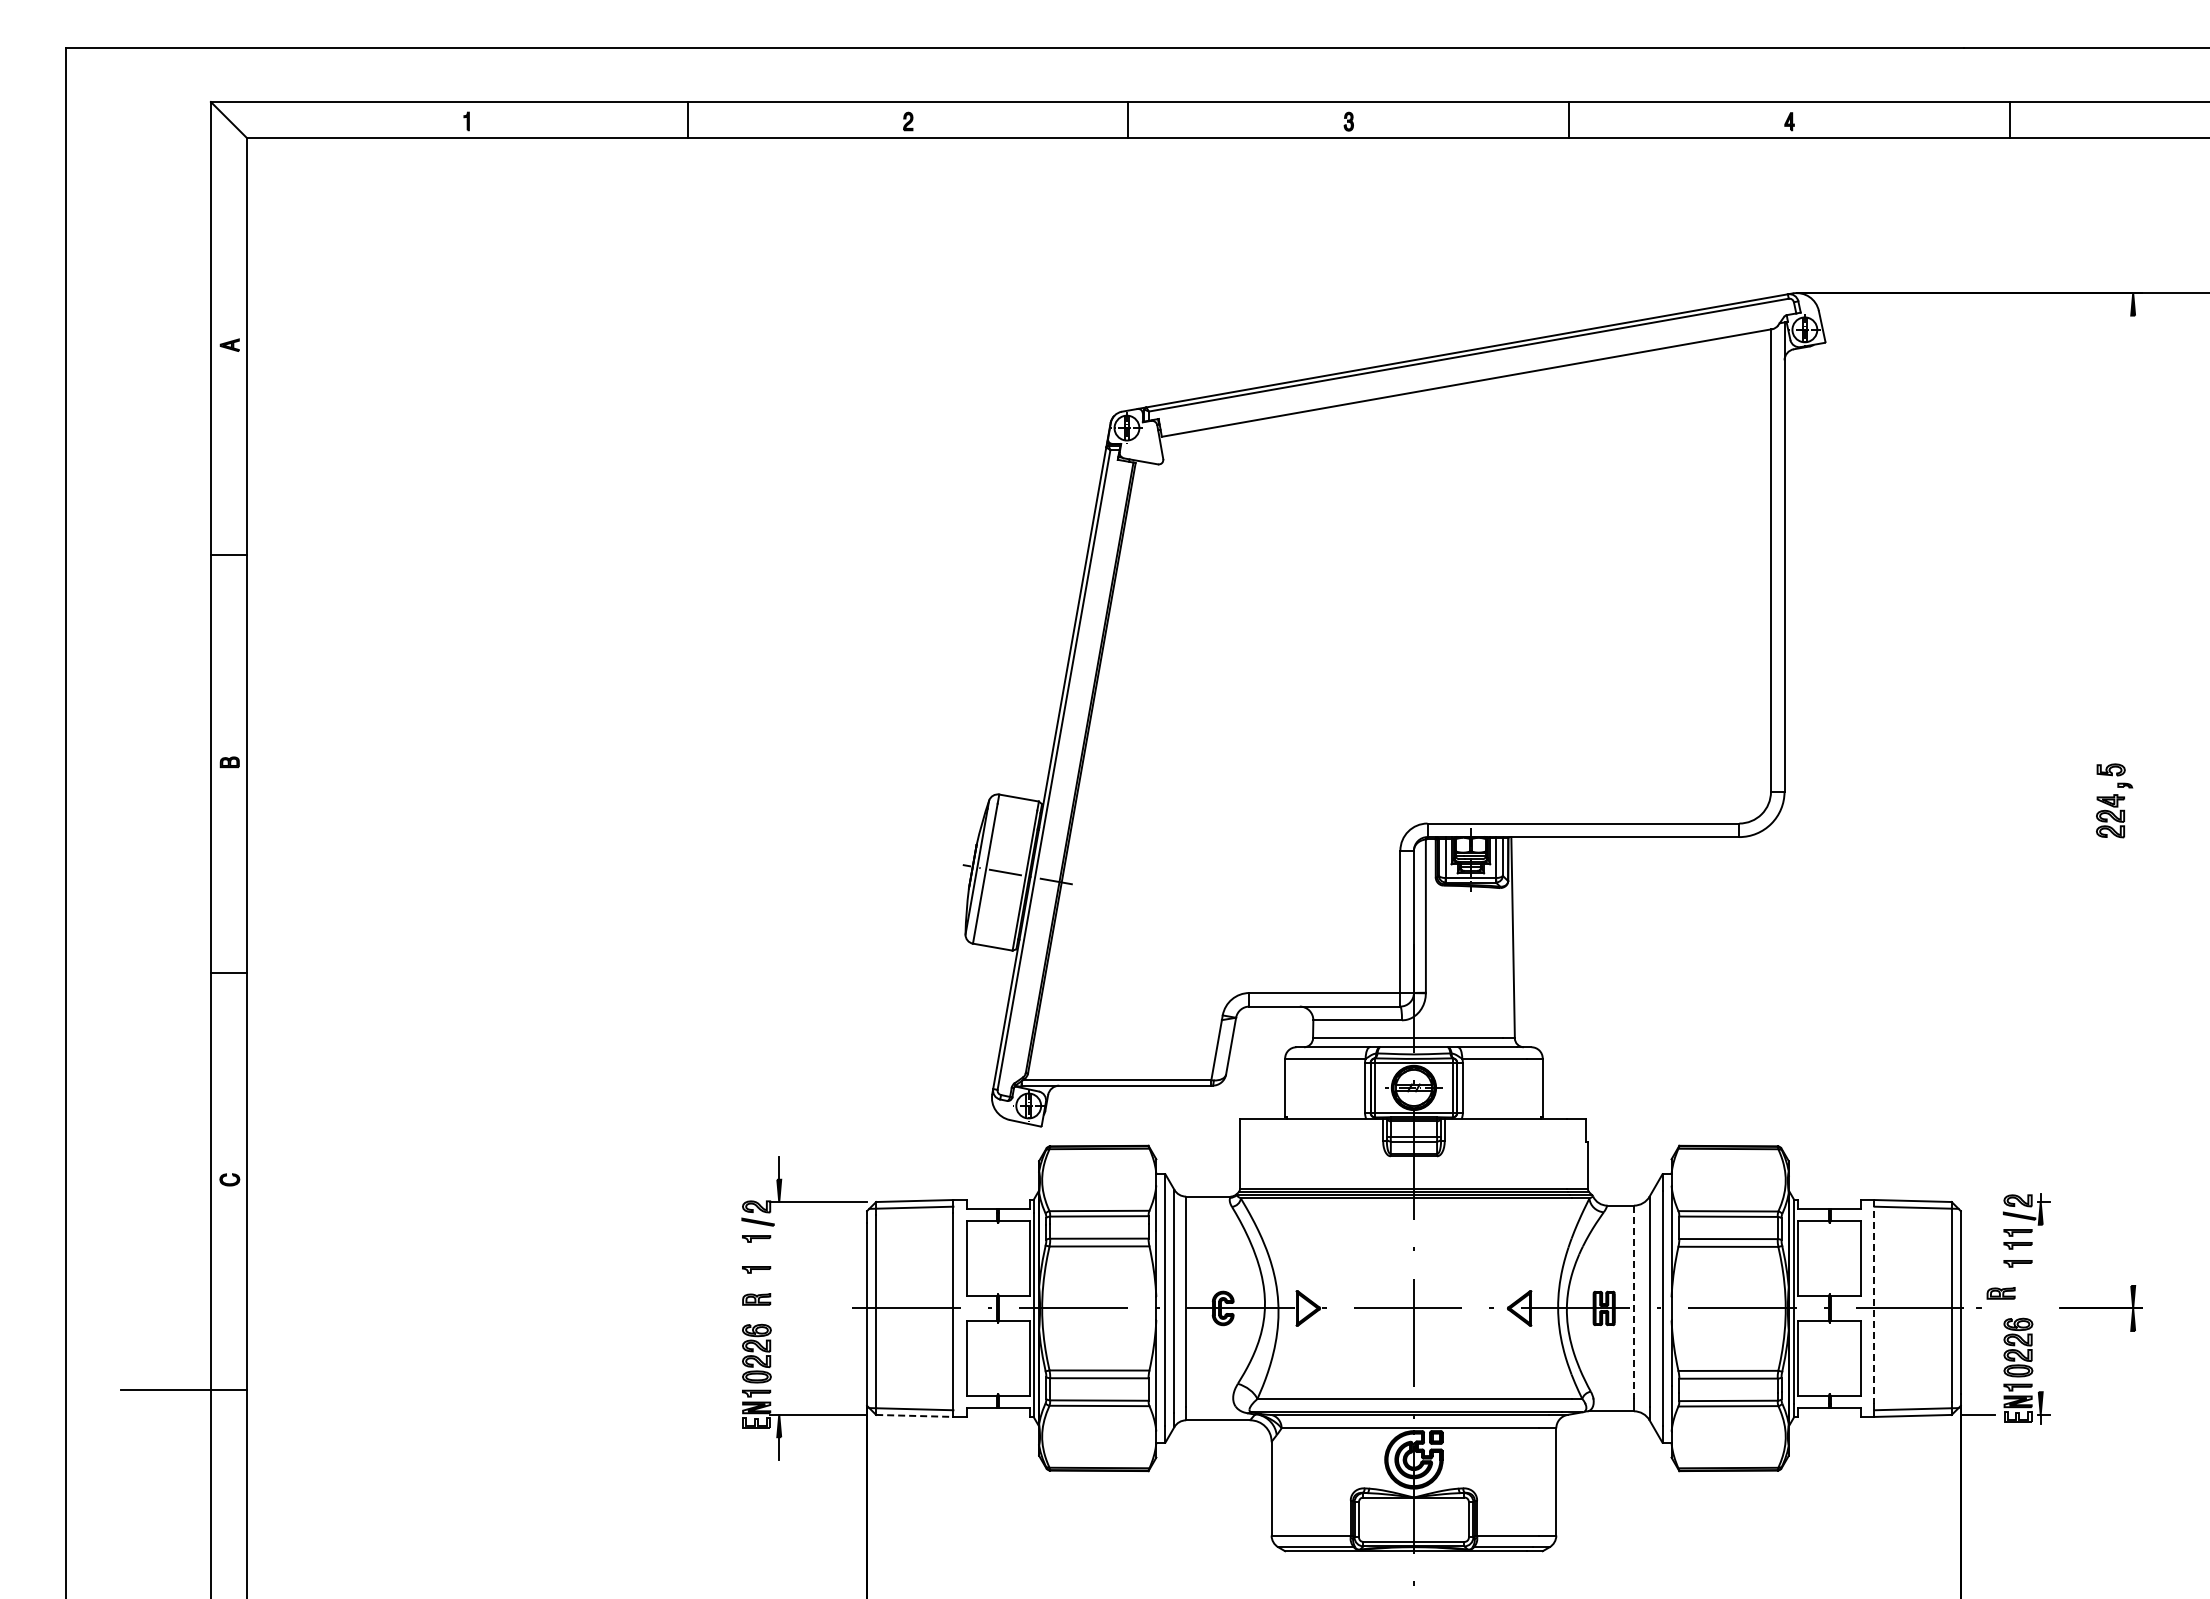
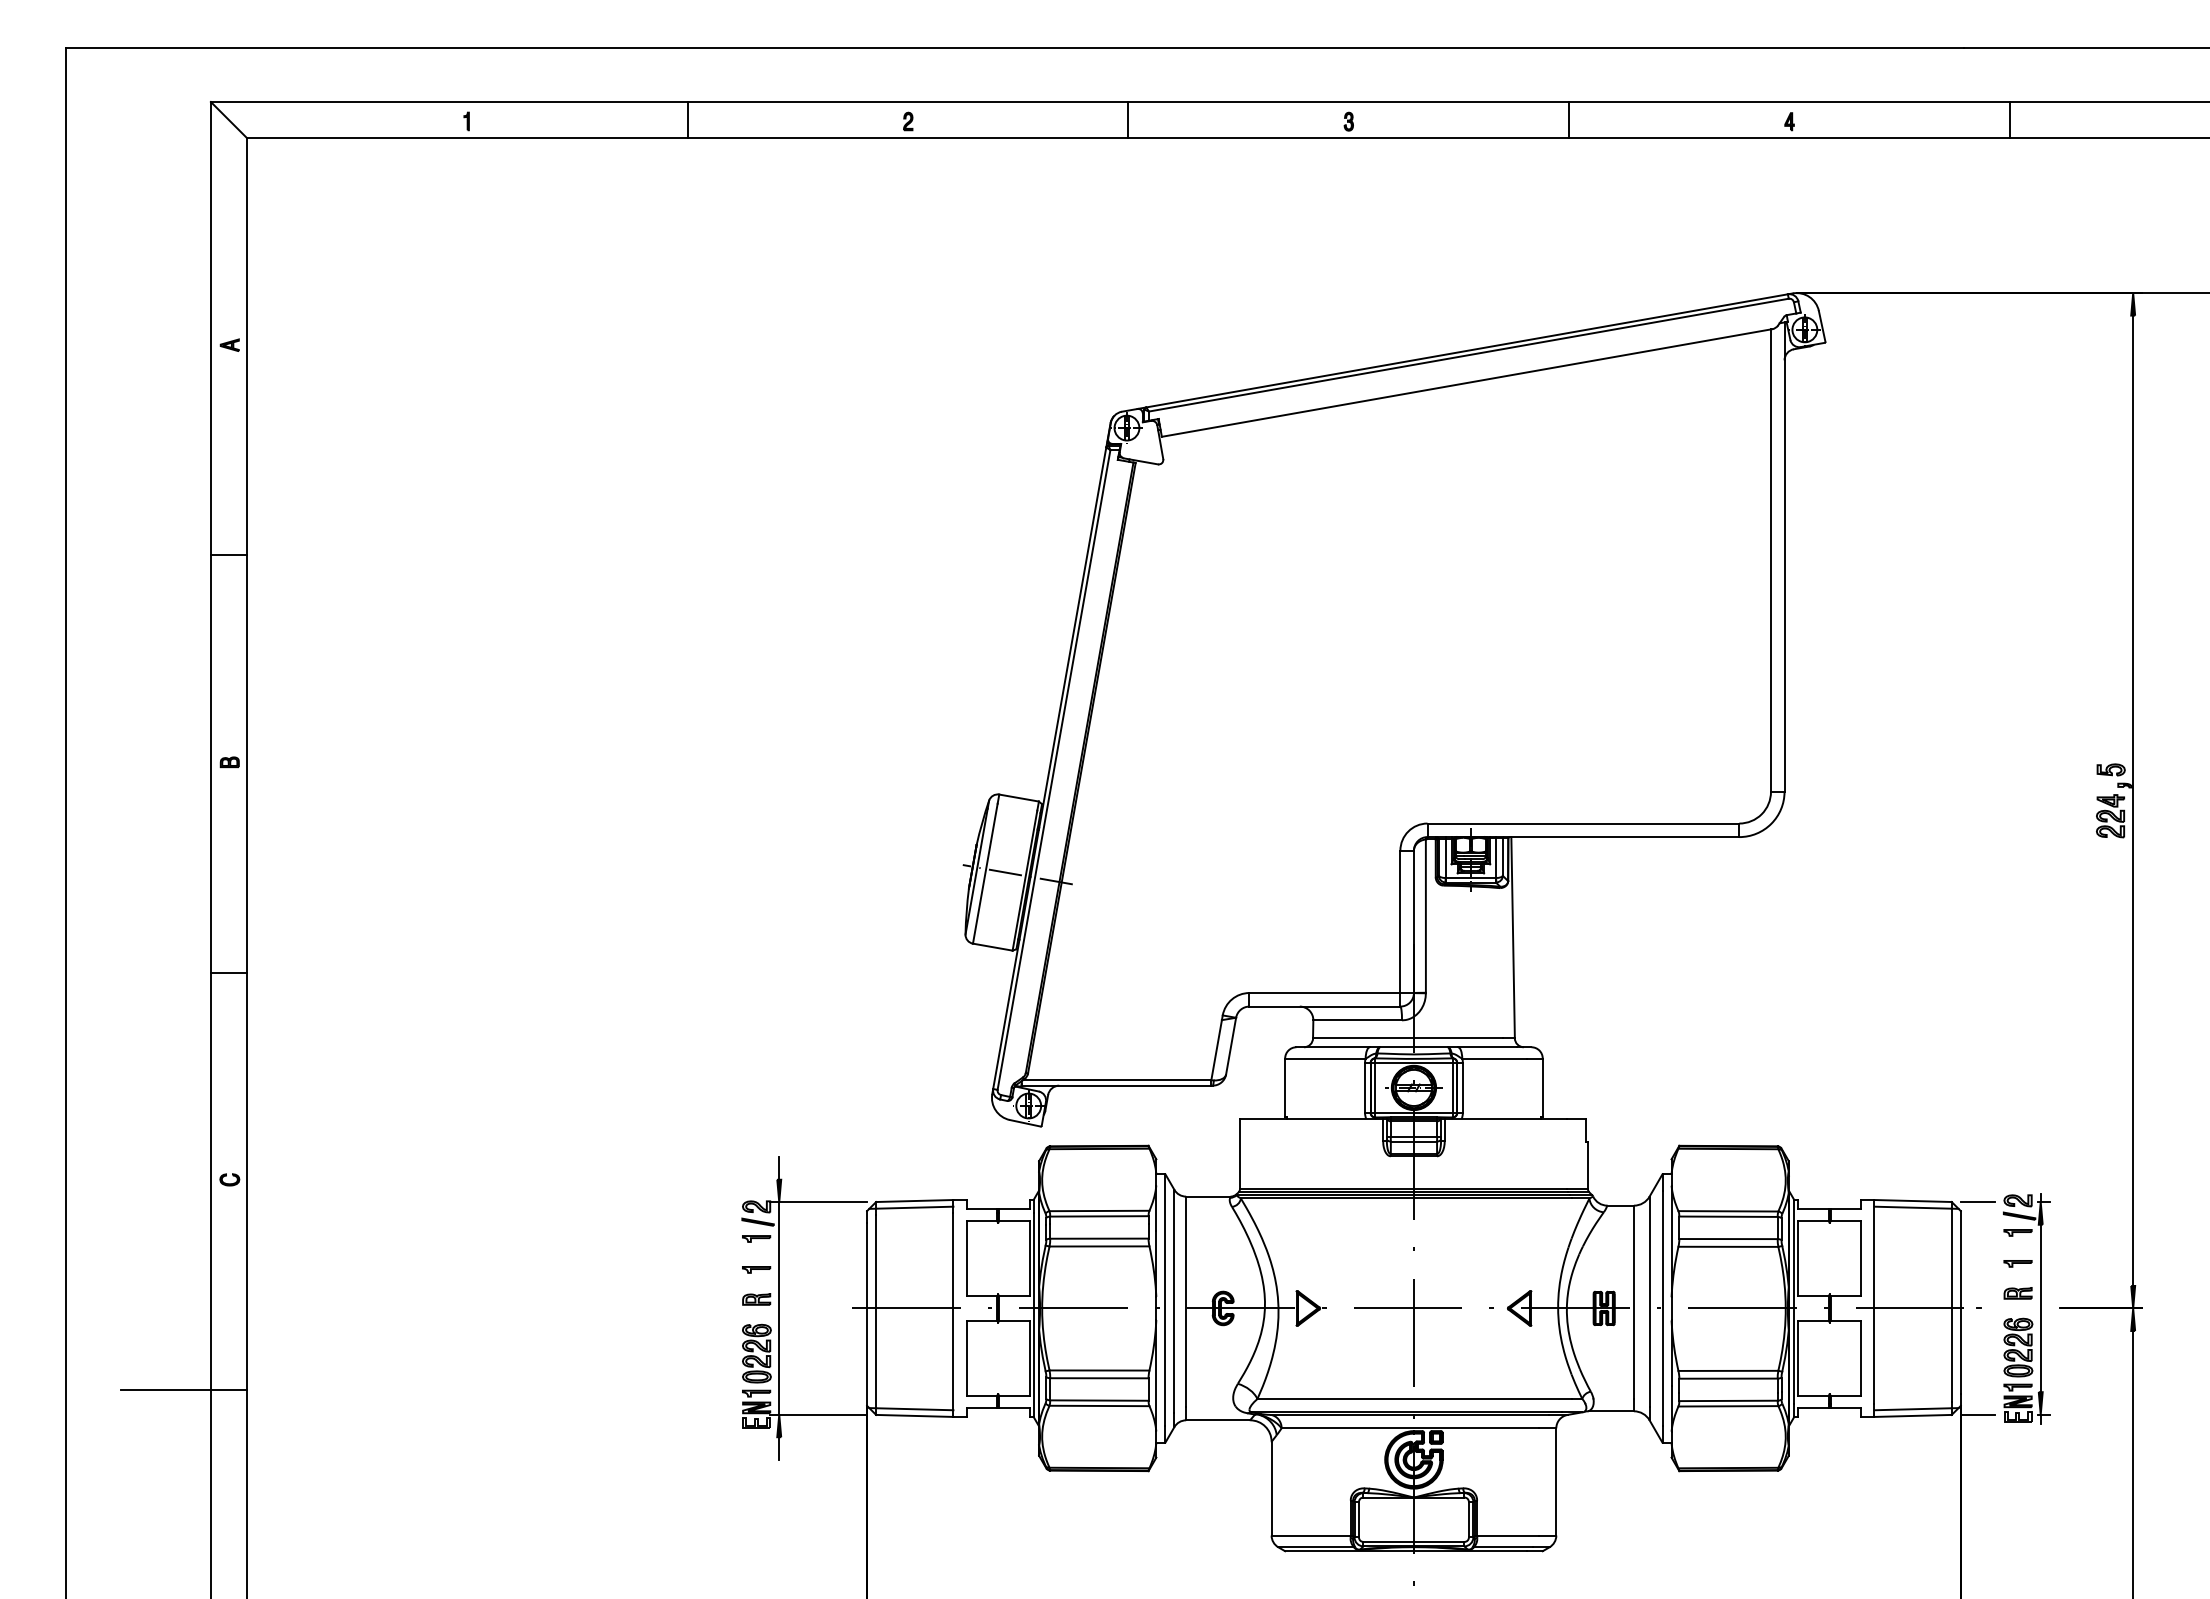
line: none -> present (2133, 800)
line: none -> present (1977, 1202)
part: present -> none (2017, 1245)
part position: (2000, 1293) -> (2017, 1293) (2017, 1293)
line: dashed -> solid (1874, 1301)
line: dashed -> solid (1633, 1302)
line: none -> present (779, 1308)
line: none -> present (2040, 1308)
line: dashed -> solid (914, 1415)
line: none -> present (2133, 1462)
